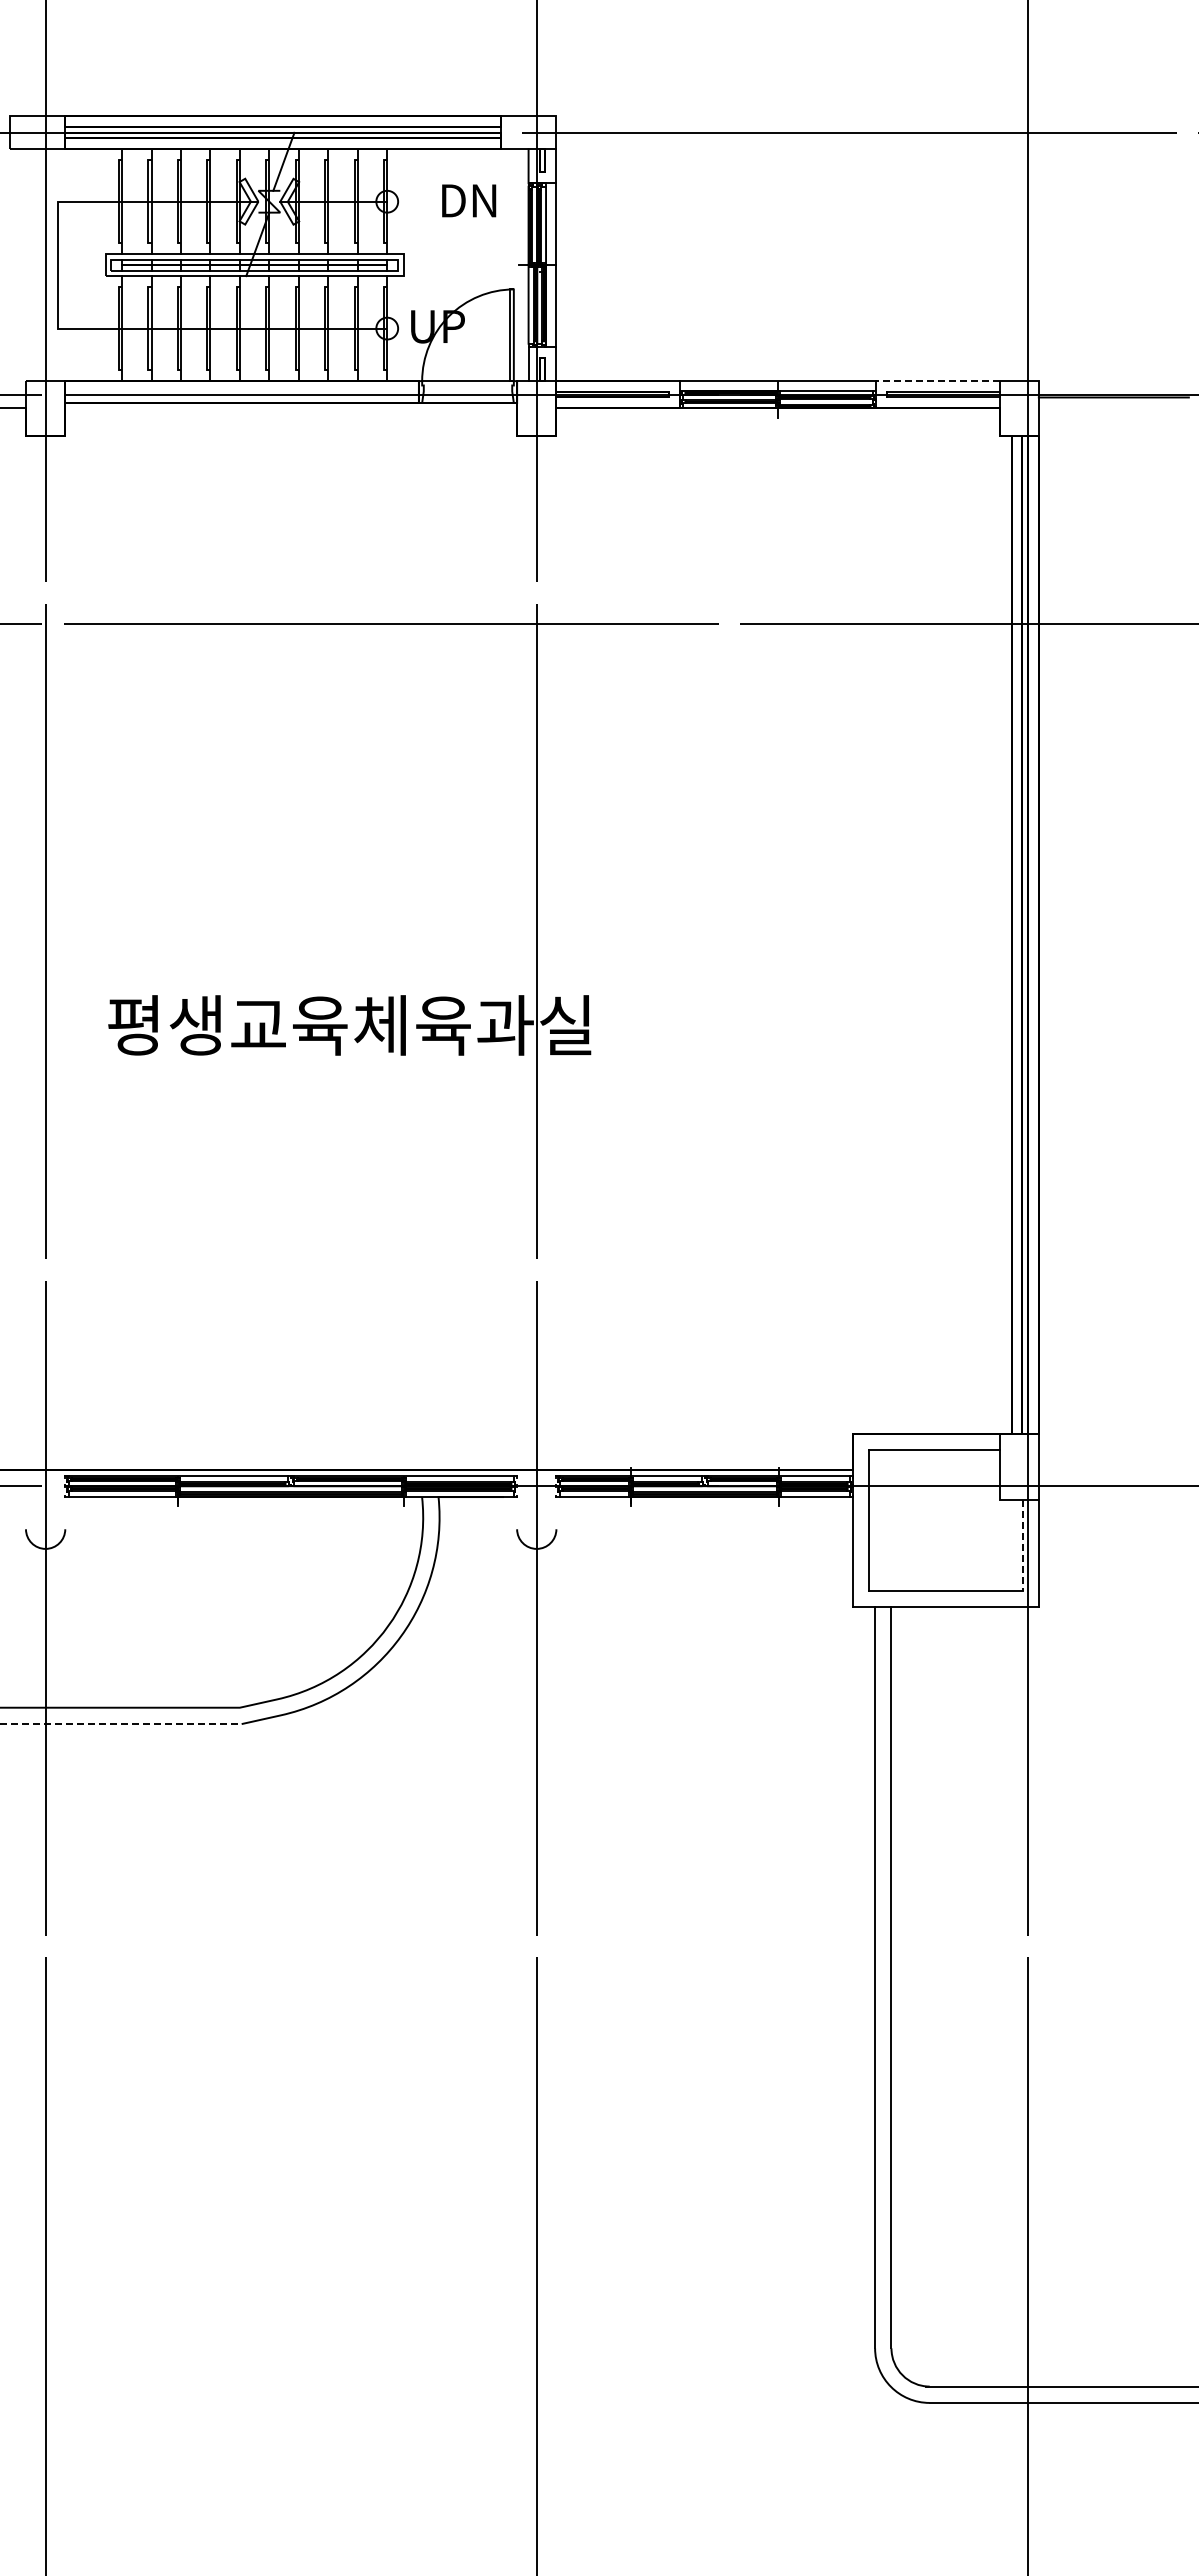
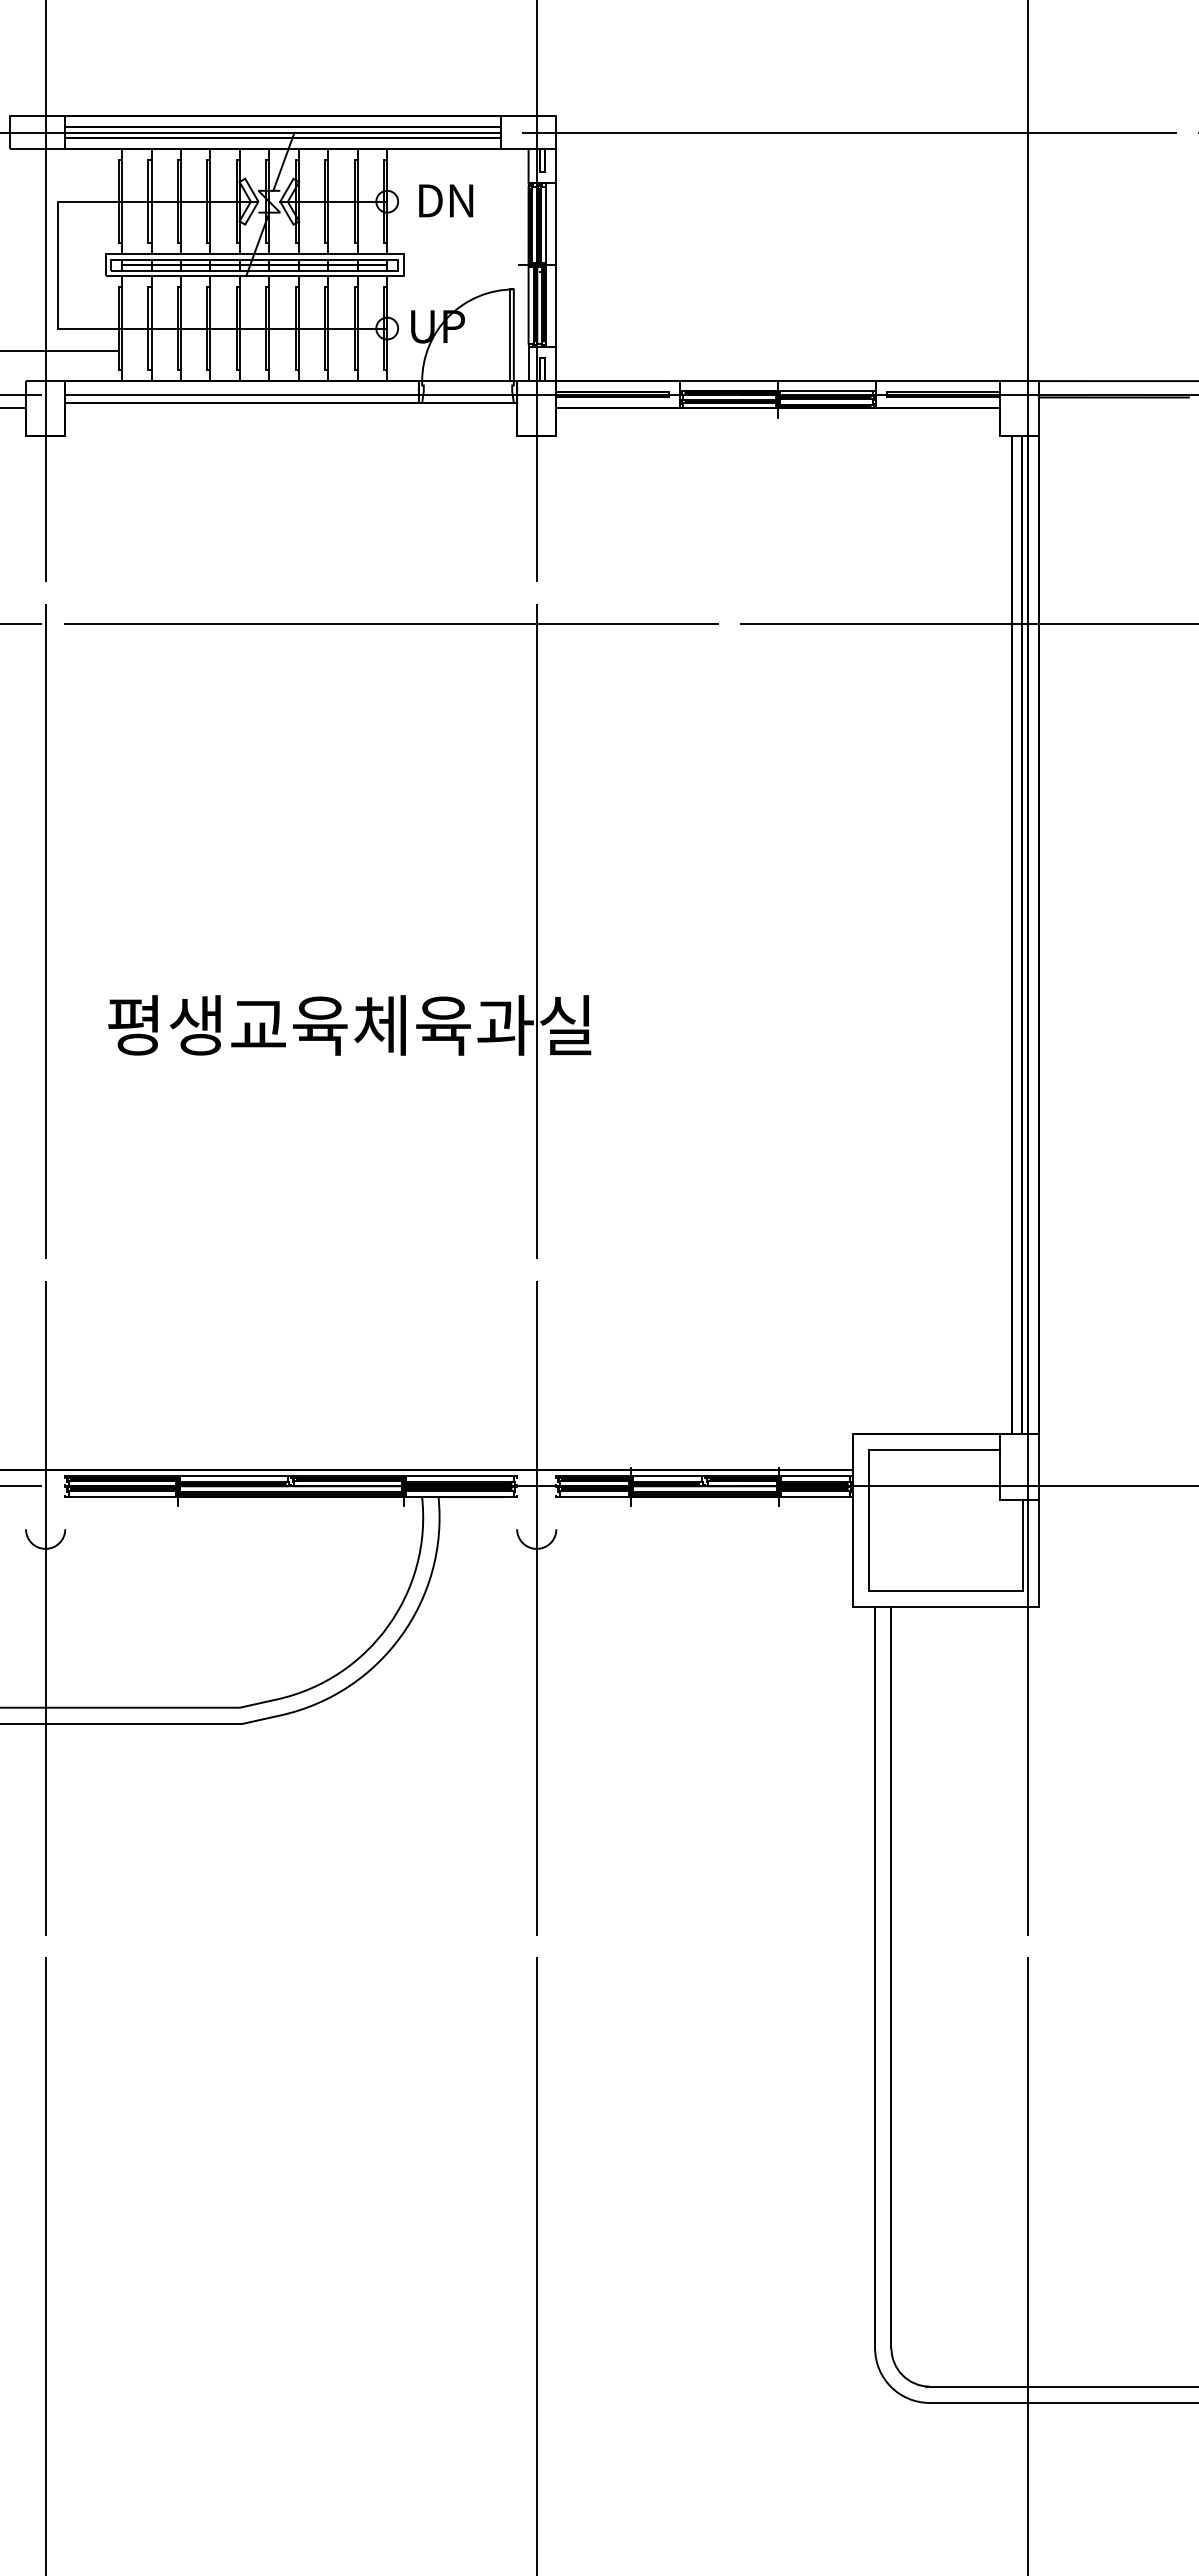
text position: (469, 200) -> (446, 200) (446, 200)
line: none -> present (59, 351)
line: dashed -> solid (937, 381)
line: none -> present (1116, 381)
line: dashed -> solid (1022, 1545)
line: dashed -> solid (121, 1724)
